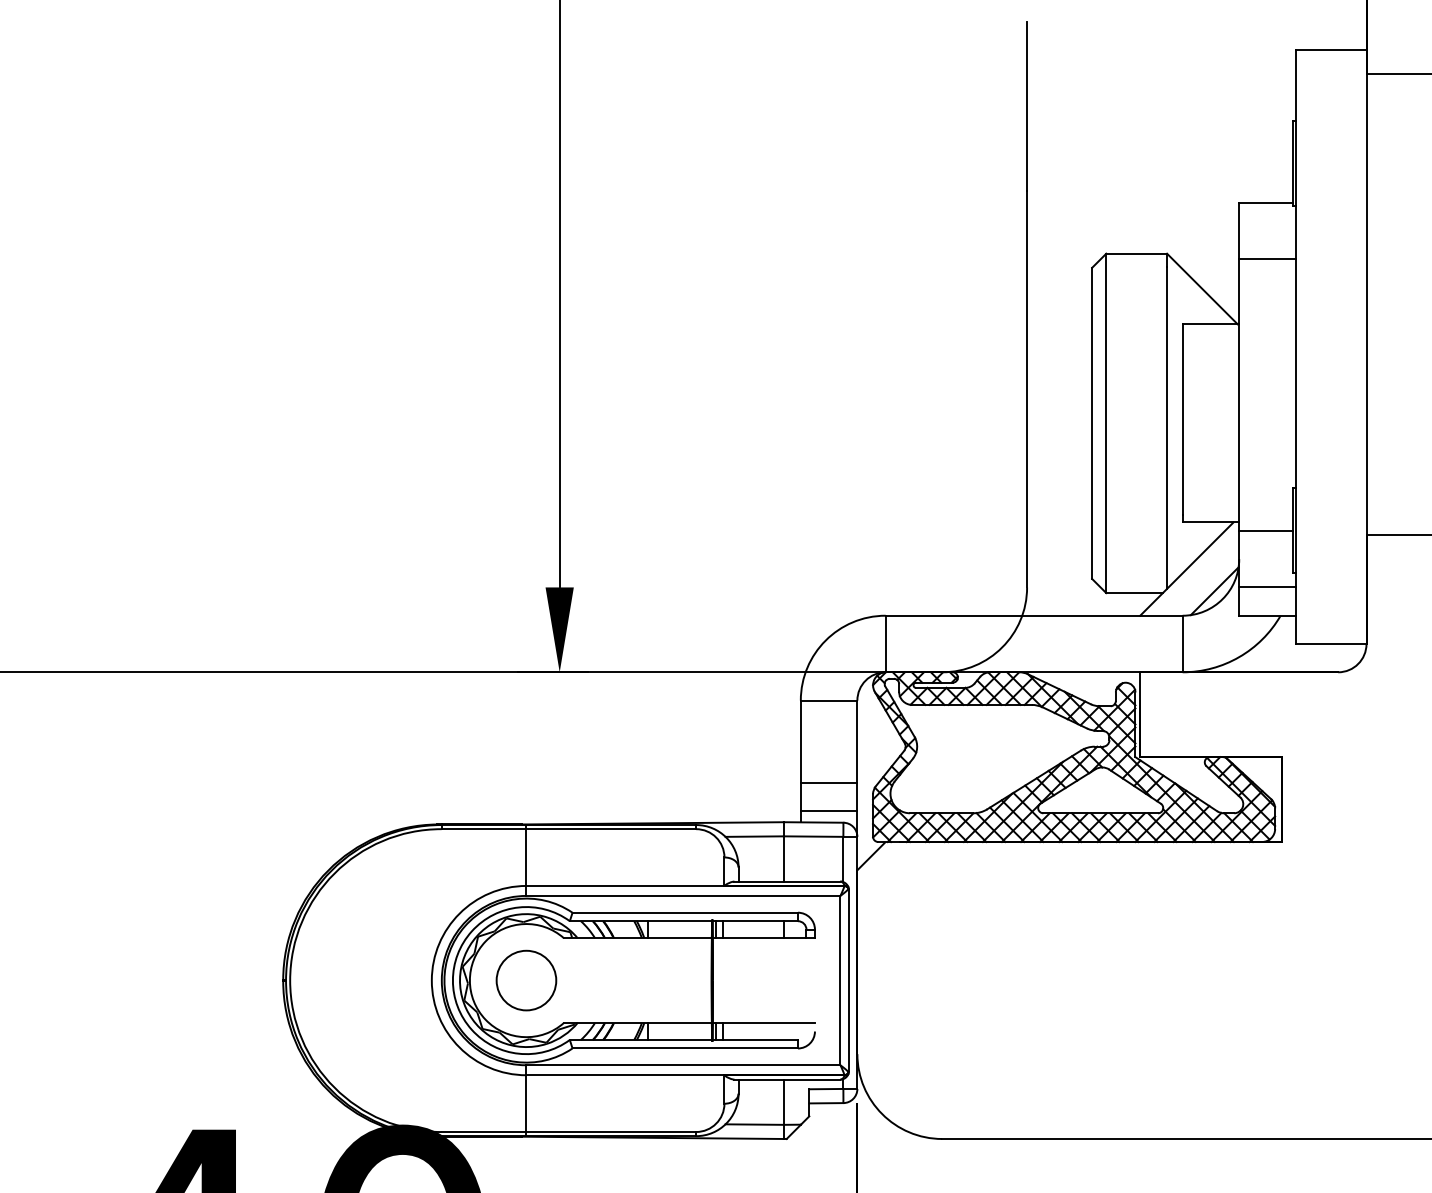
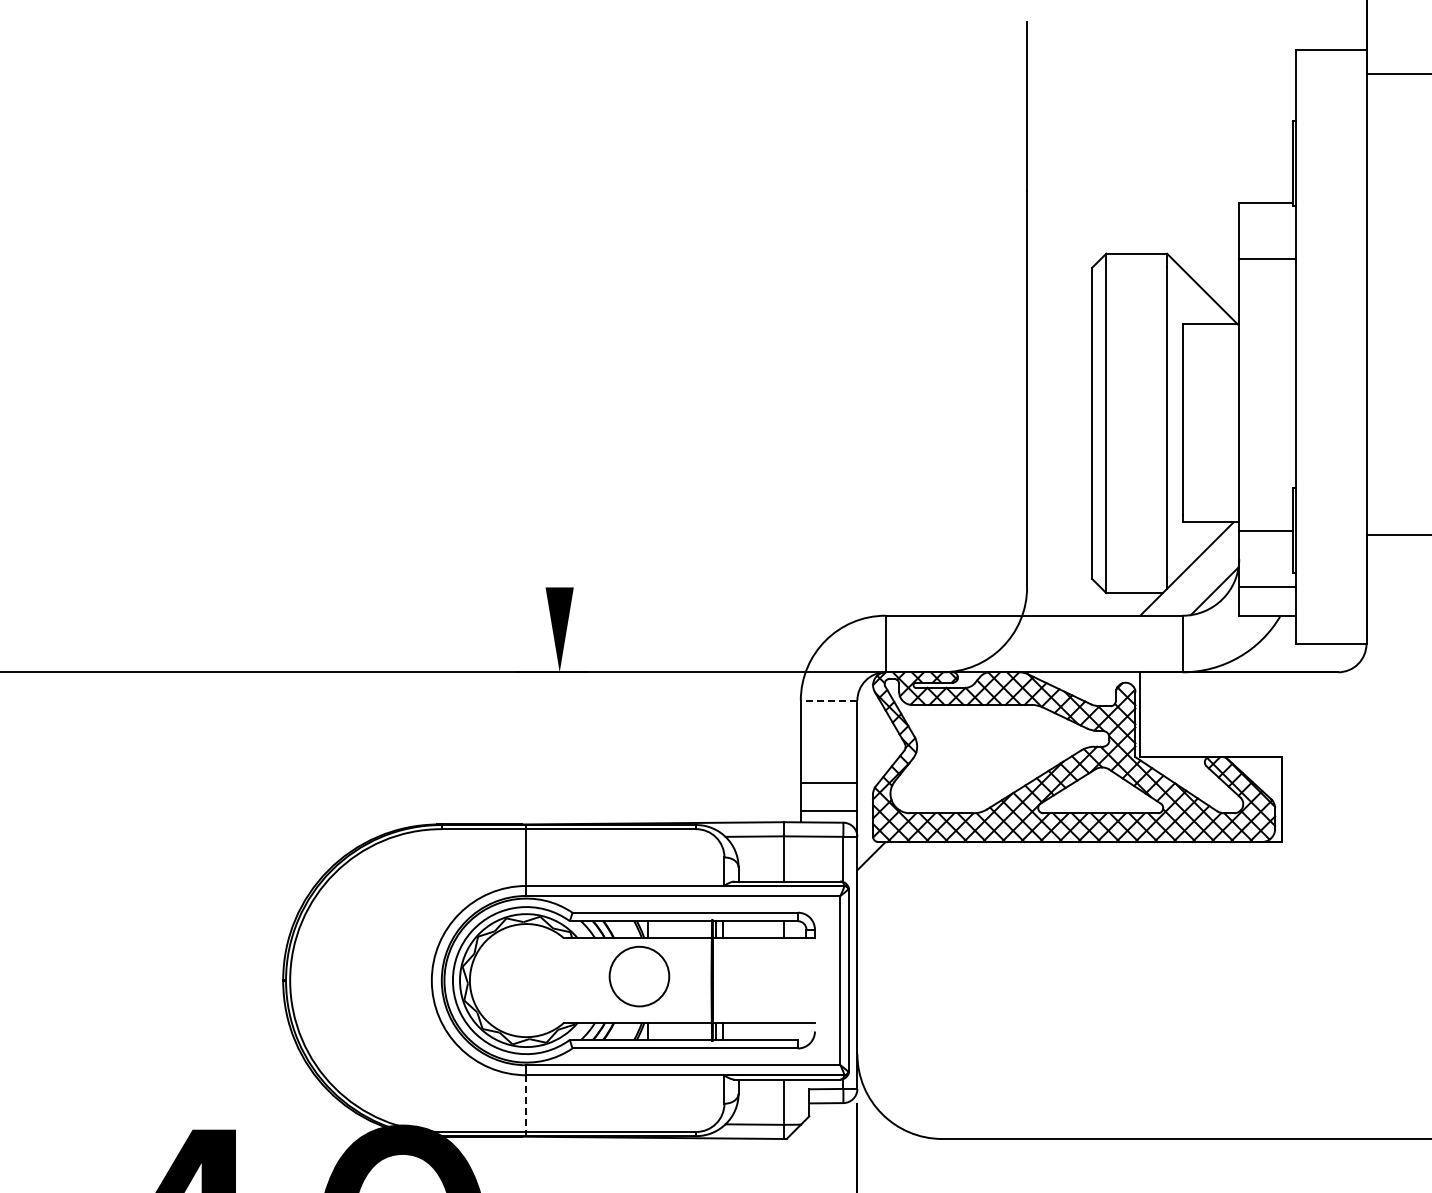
line: present -> none (559, 294)
line: solid -> dashed (828, 700)
circle position: (526, 980) -> (639, 976) (639, 976)
line: solid -> dashed (526, 1104)
